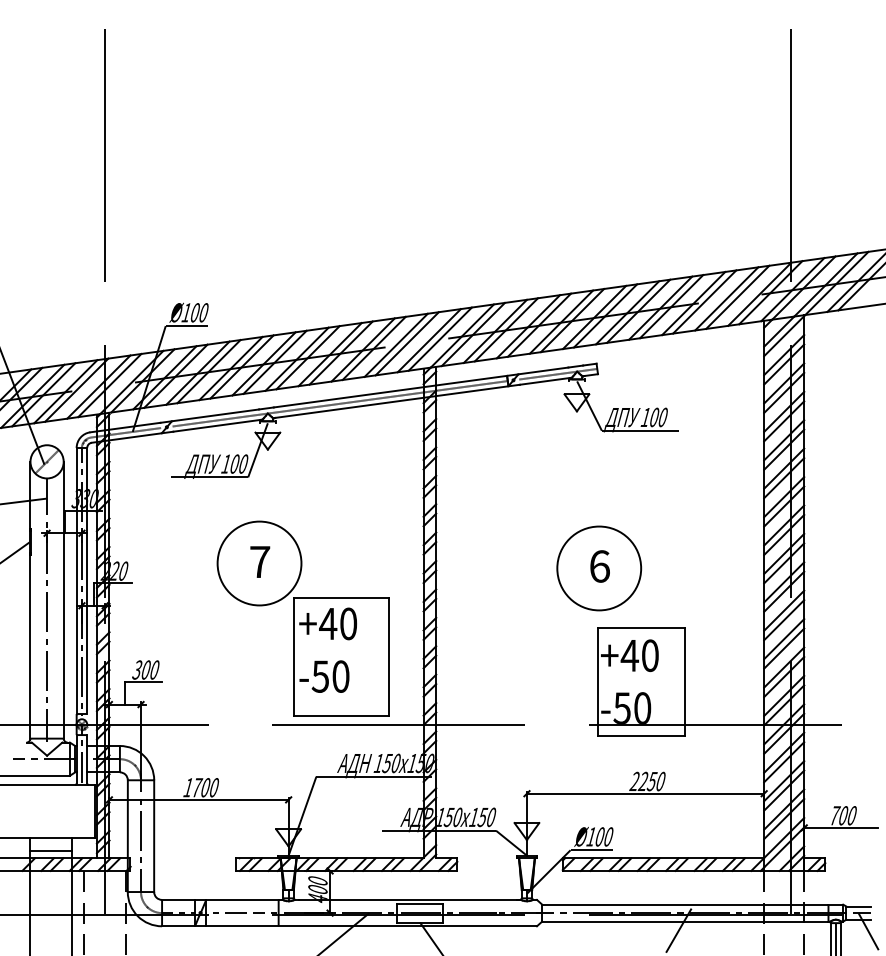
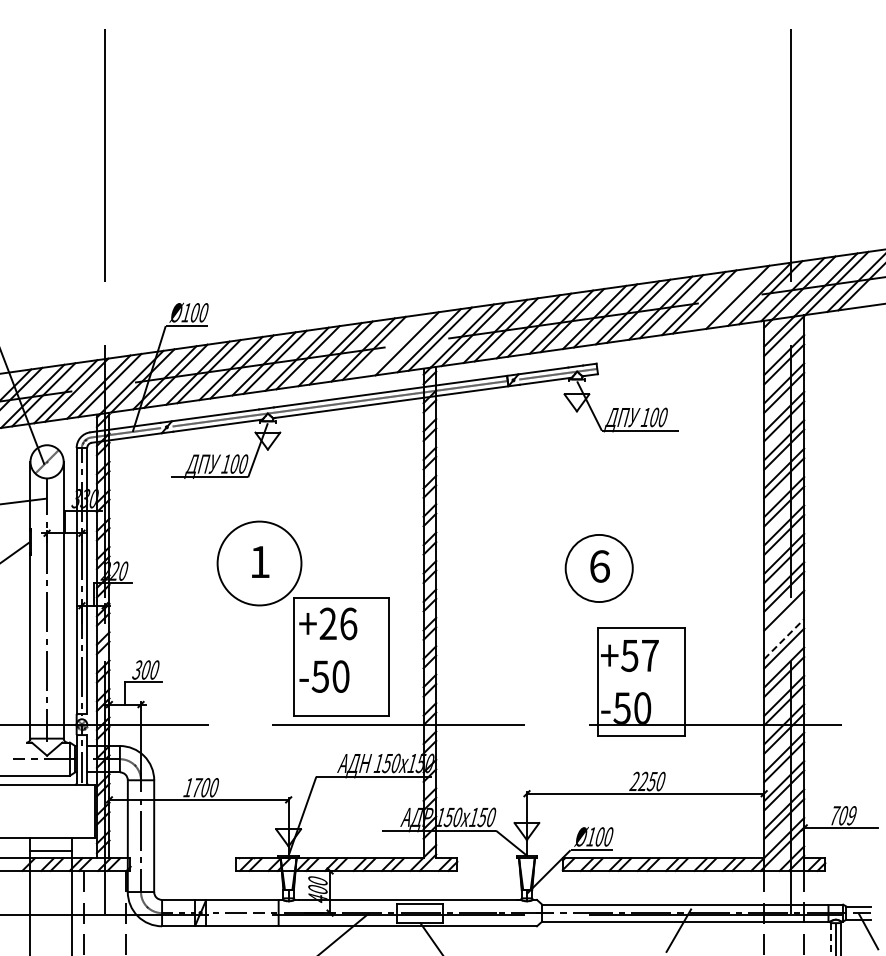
line: present -> none (726, 298)
line: present -> none (395, 344)
text: 7 -> 1 (260, 561)
circle diameter: 84 px -> 67 px (598, 568)
line: present -> none (784, 620)
text: +40 -> +26 (338, 623)
line: solid -> dashed (784, 638)
text: +40 -> +57 (639, 655)
text: 700 -> 709 (851, 815)
line: solid -> dashed (830, 939)
